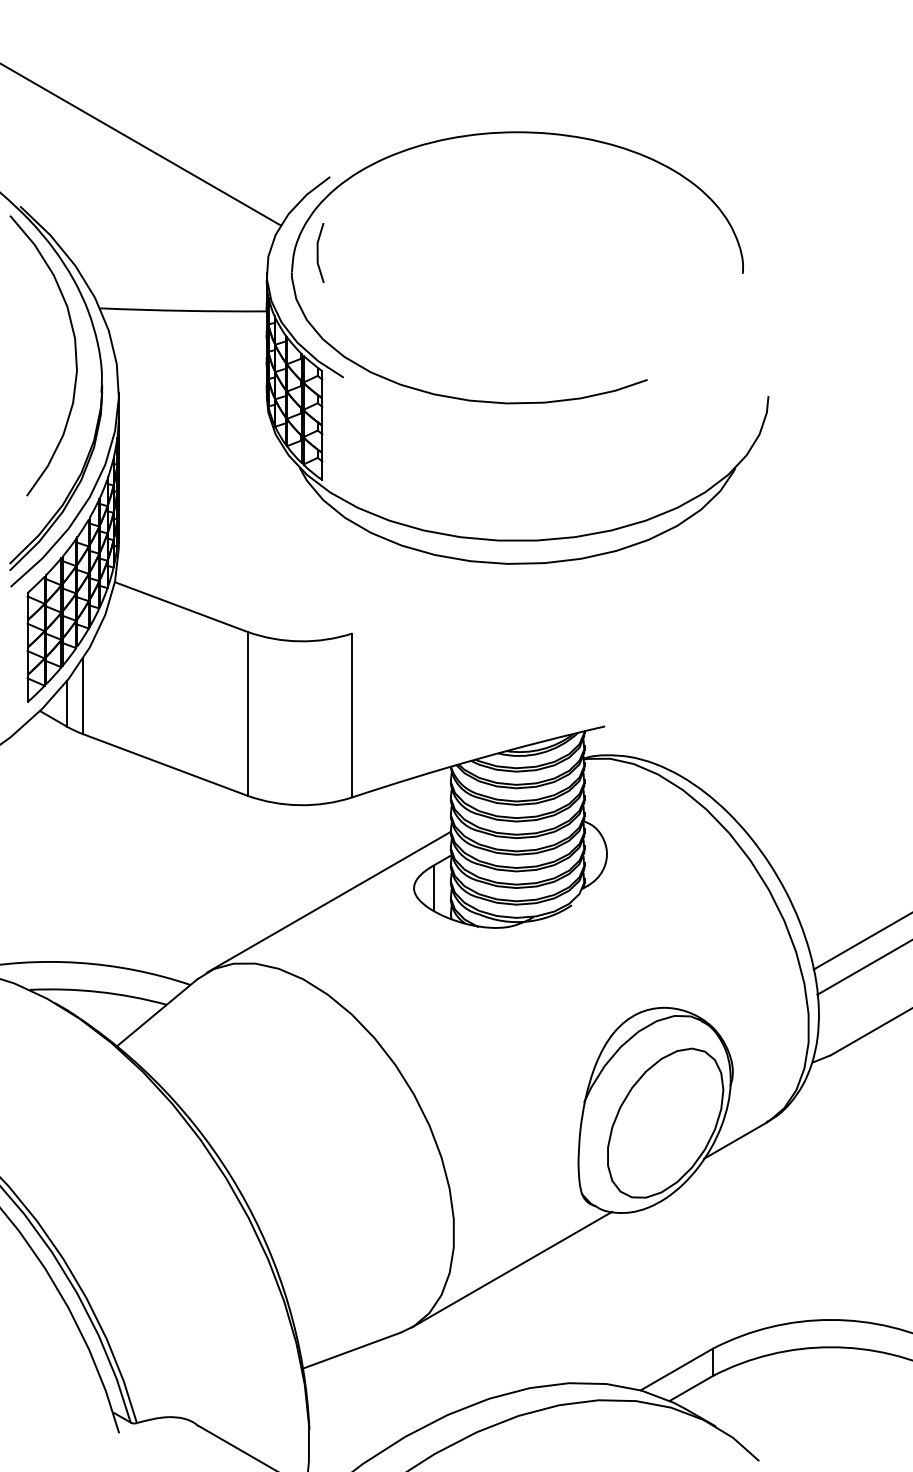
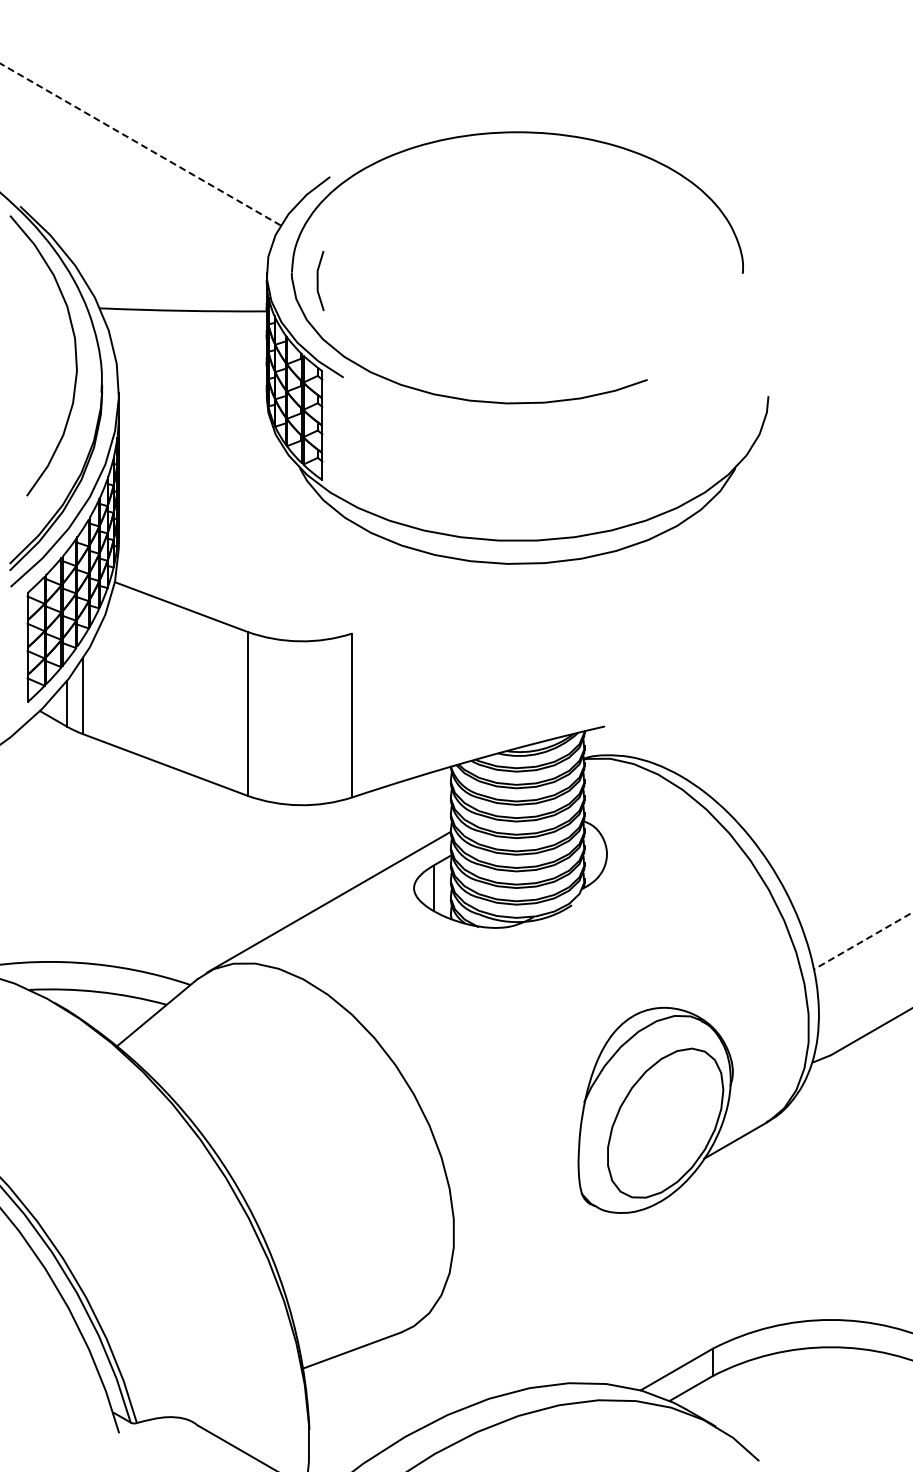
line: solid -> dashed (140, 144)
line position: (318, 253) -> (318, 281) (318, 281)
line: solid -> dashed (862, 941)
line: present -> none (863, 967)
line: present -> none (511, 1269)
